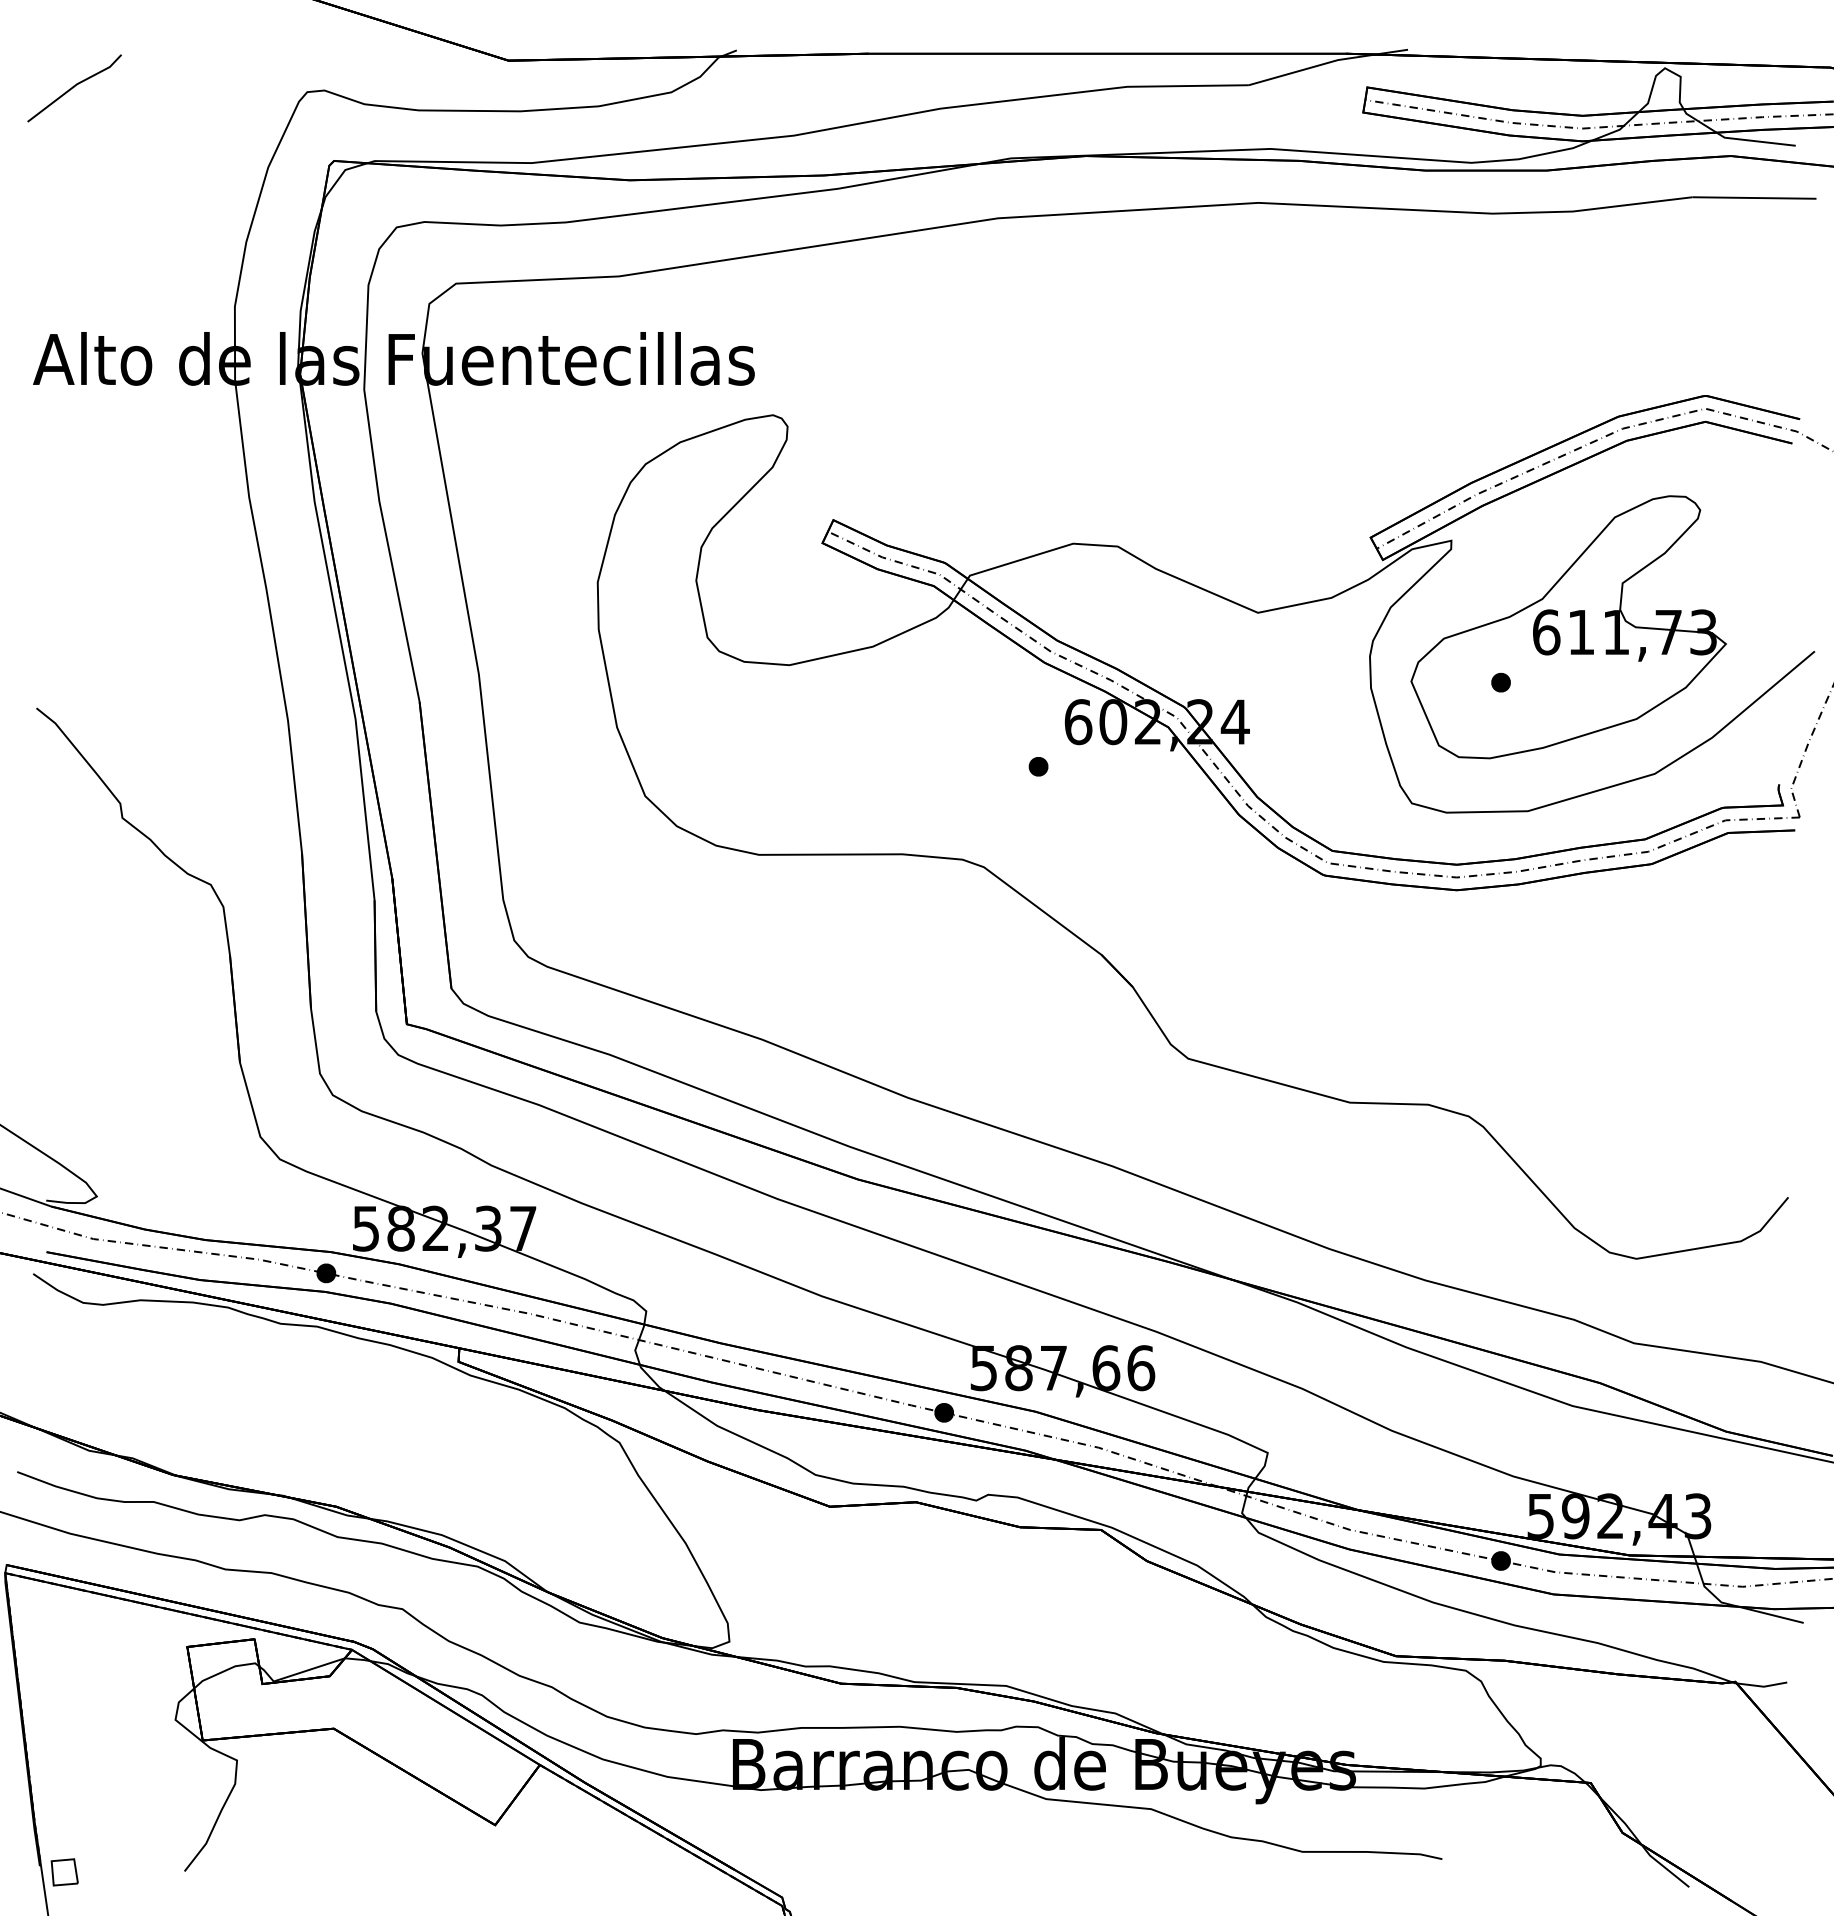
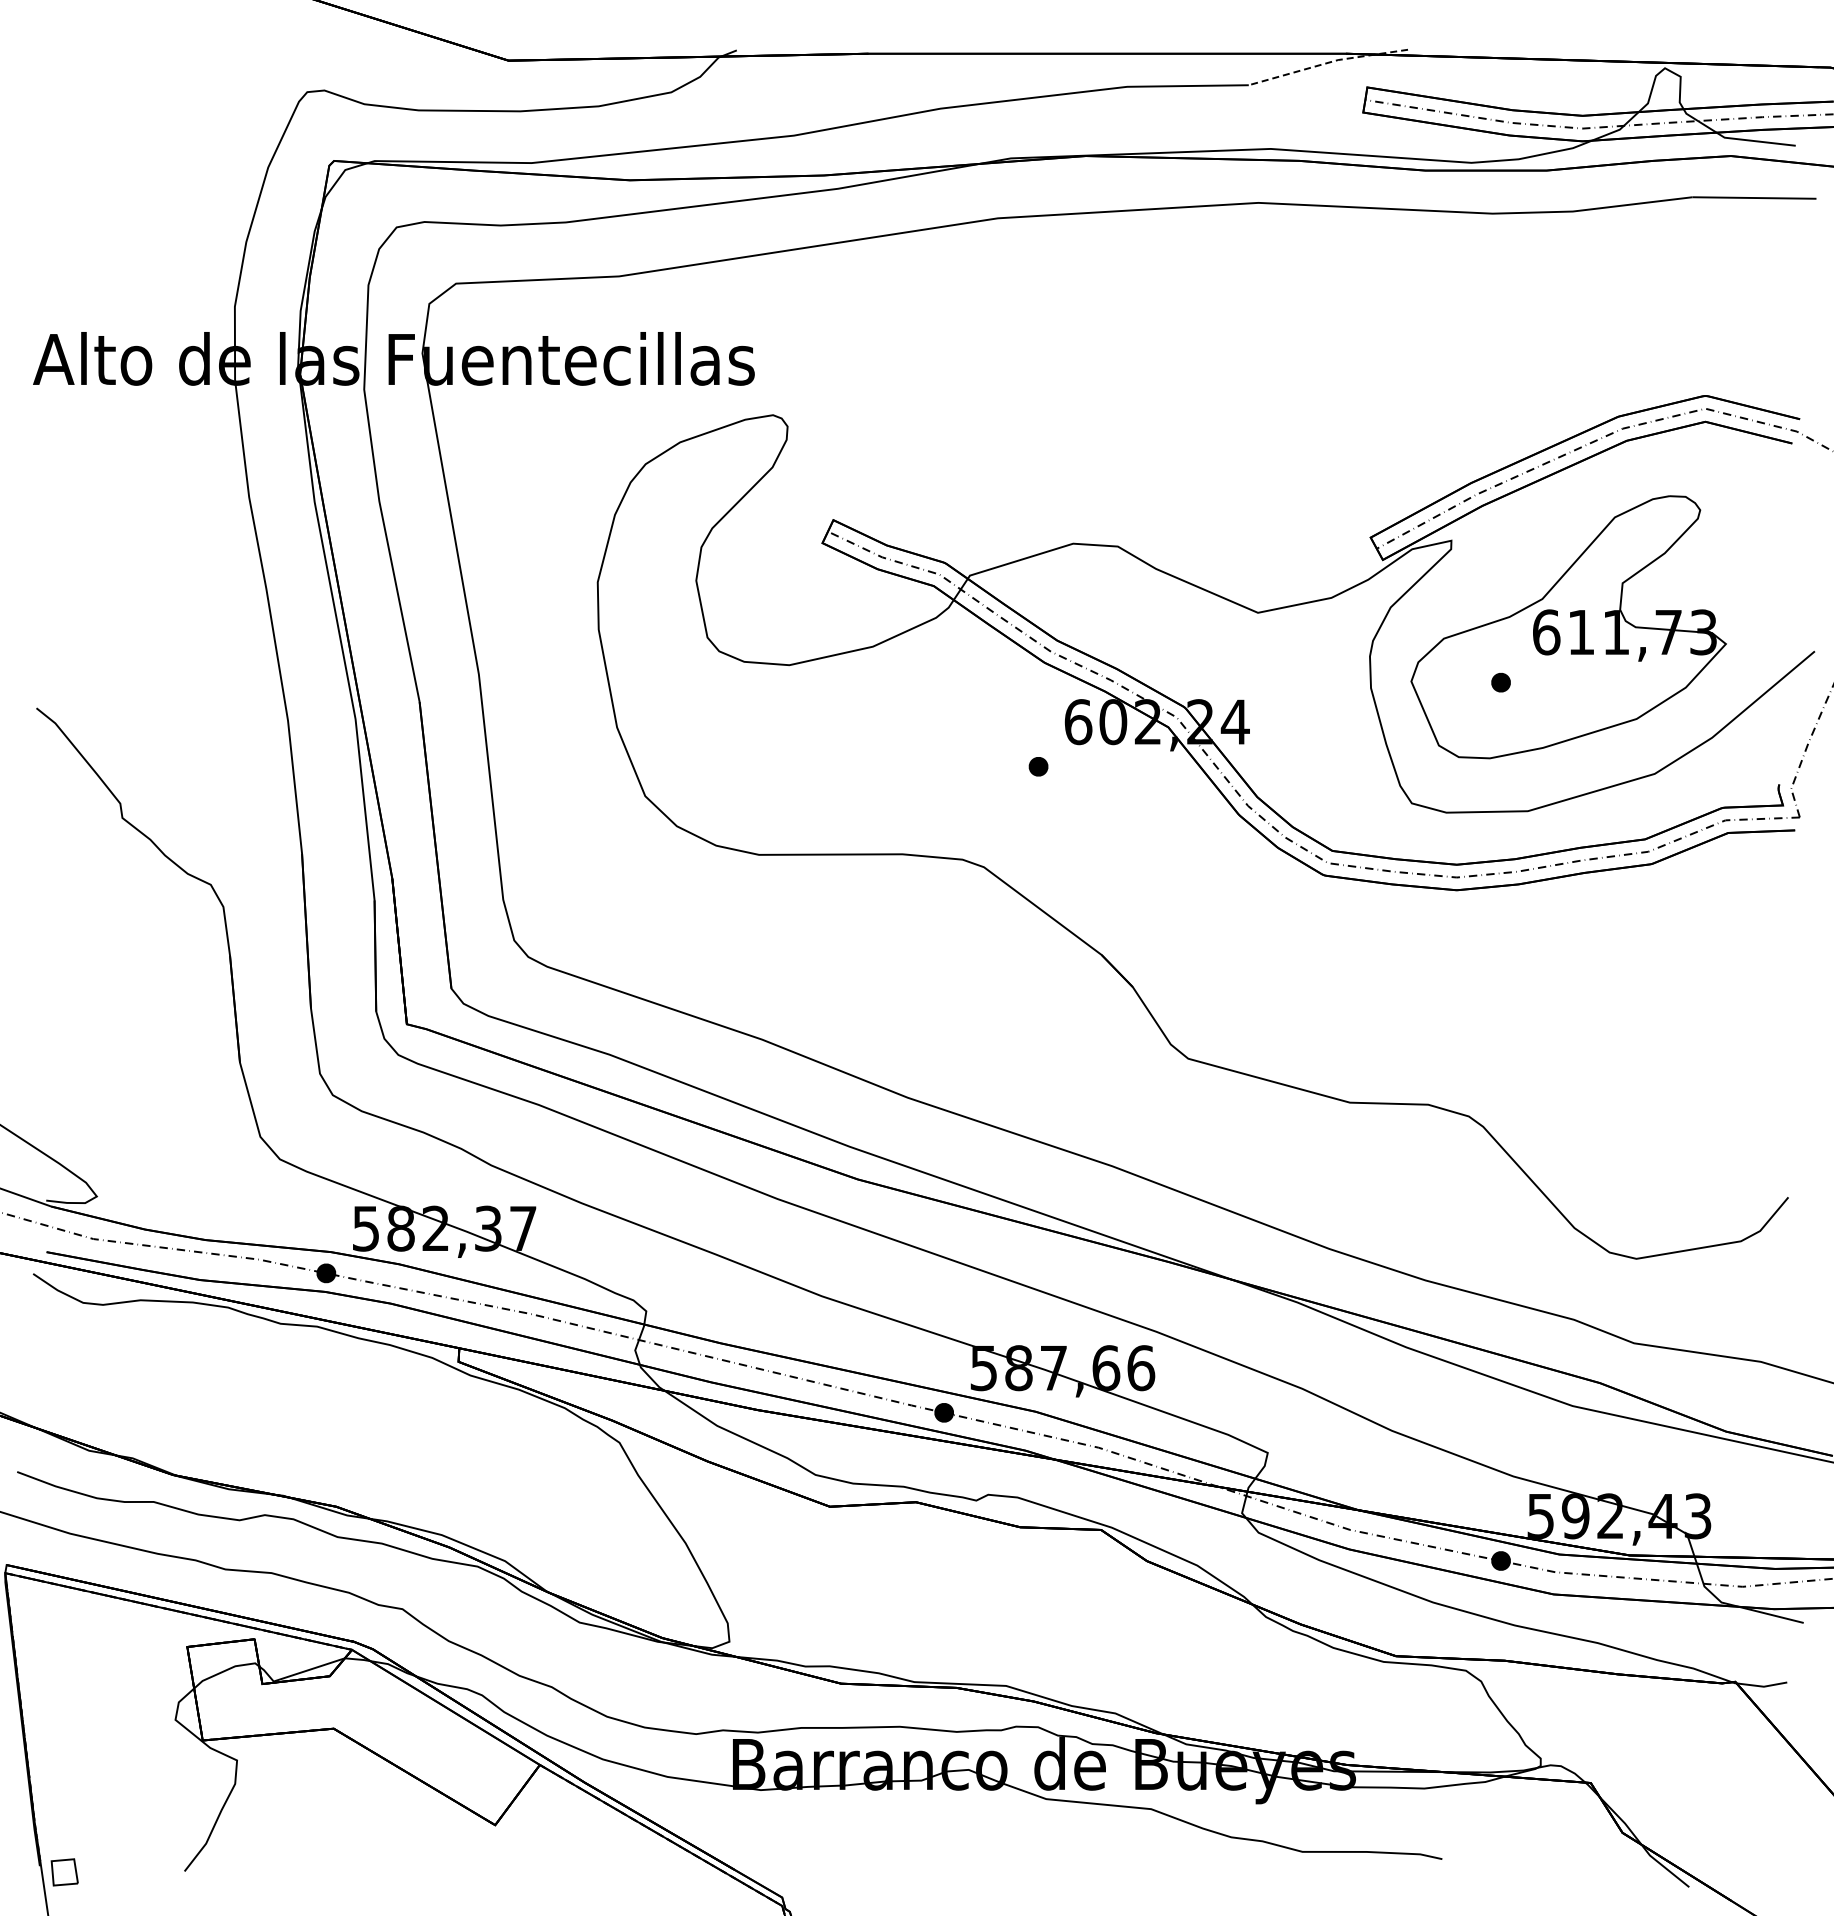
line: solid -> dashed (1327, 63)
line: present -> none (74, 87)
